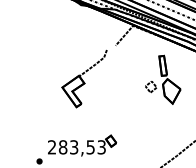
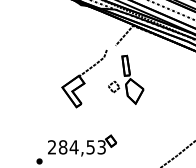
part position: (163, 79) -> (126, 79) (126, 79)
text: 283,53 -> 284,53 (73, 147)
